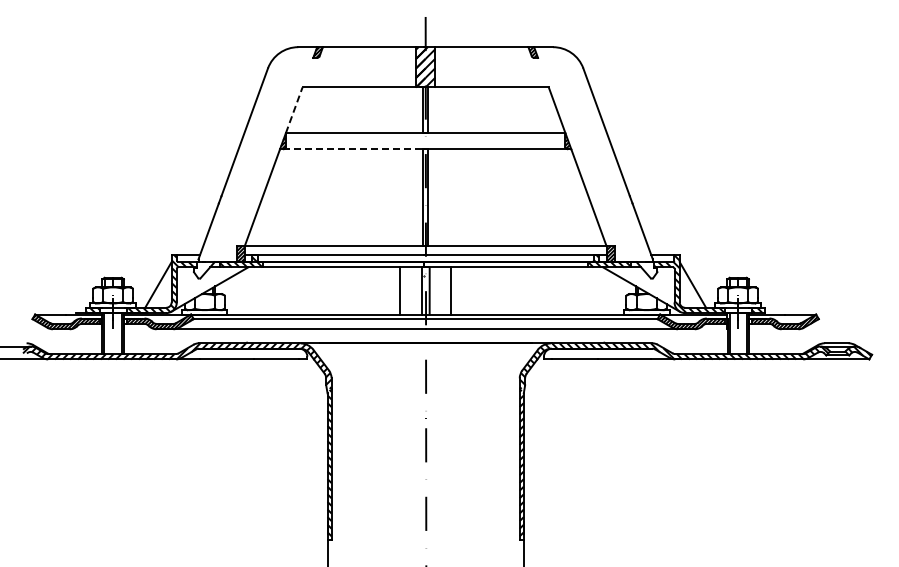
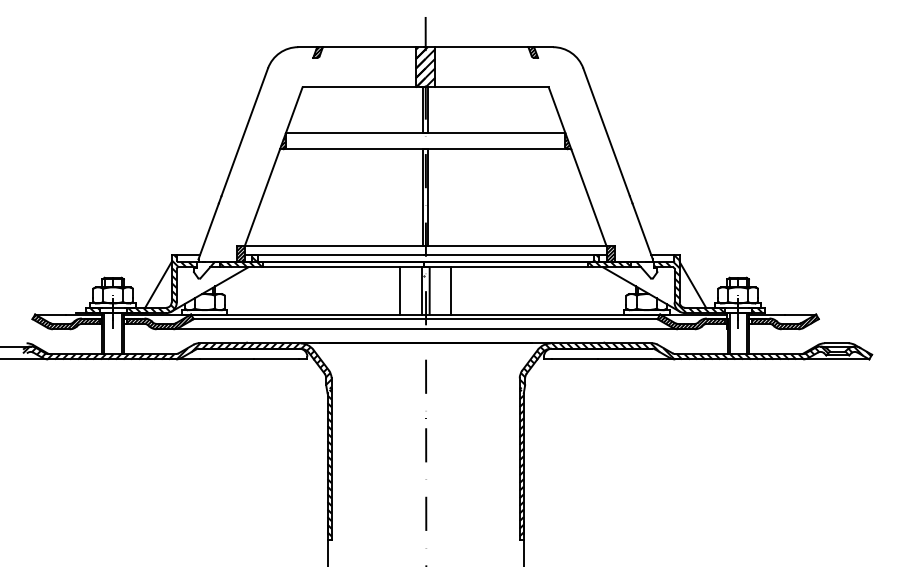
line: dashed -> solid (294, 109)
line: dashed -> solid (353, 149)
